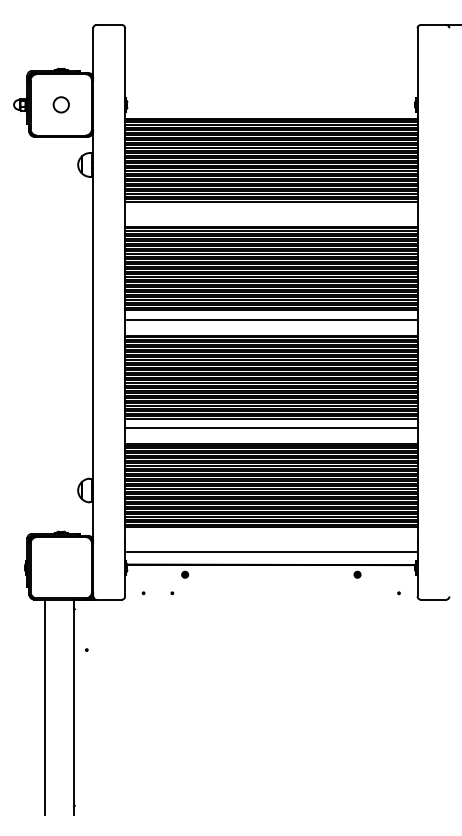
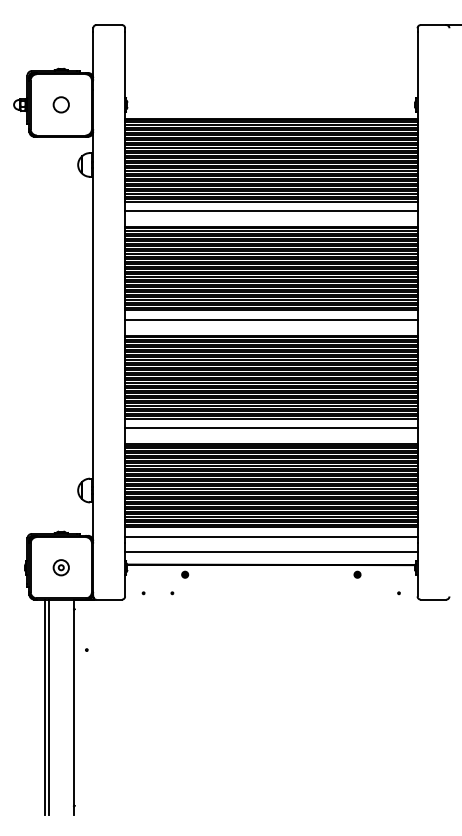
line: none -> present (271, 211)
line: none -> present (271, 536)
part: none -> present (60, 567)
line: none -> present (48, 707)
